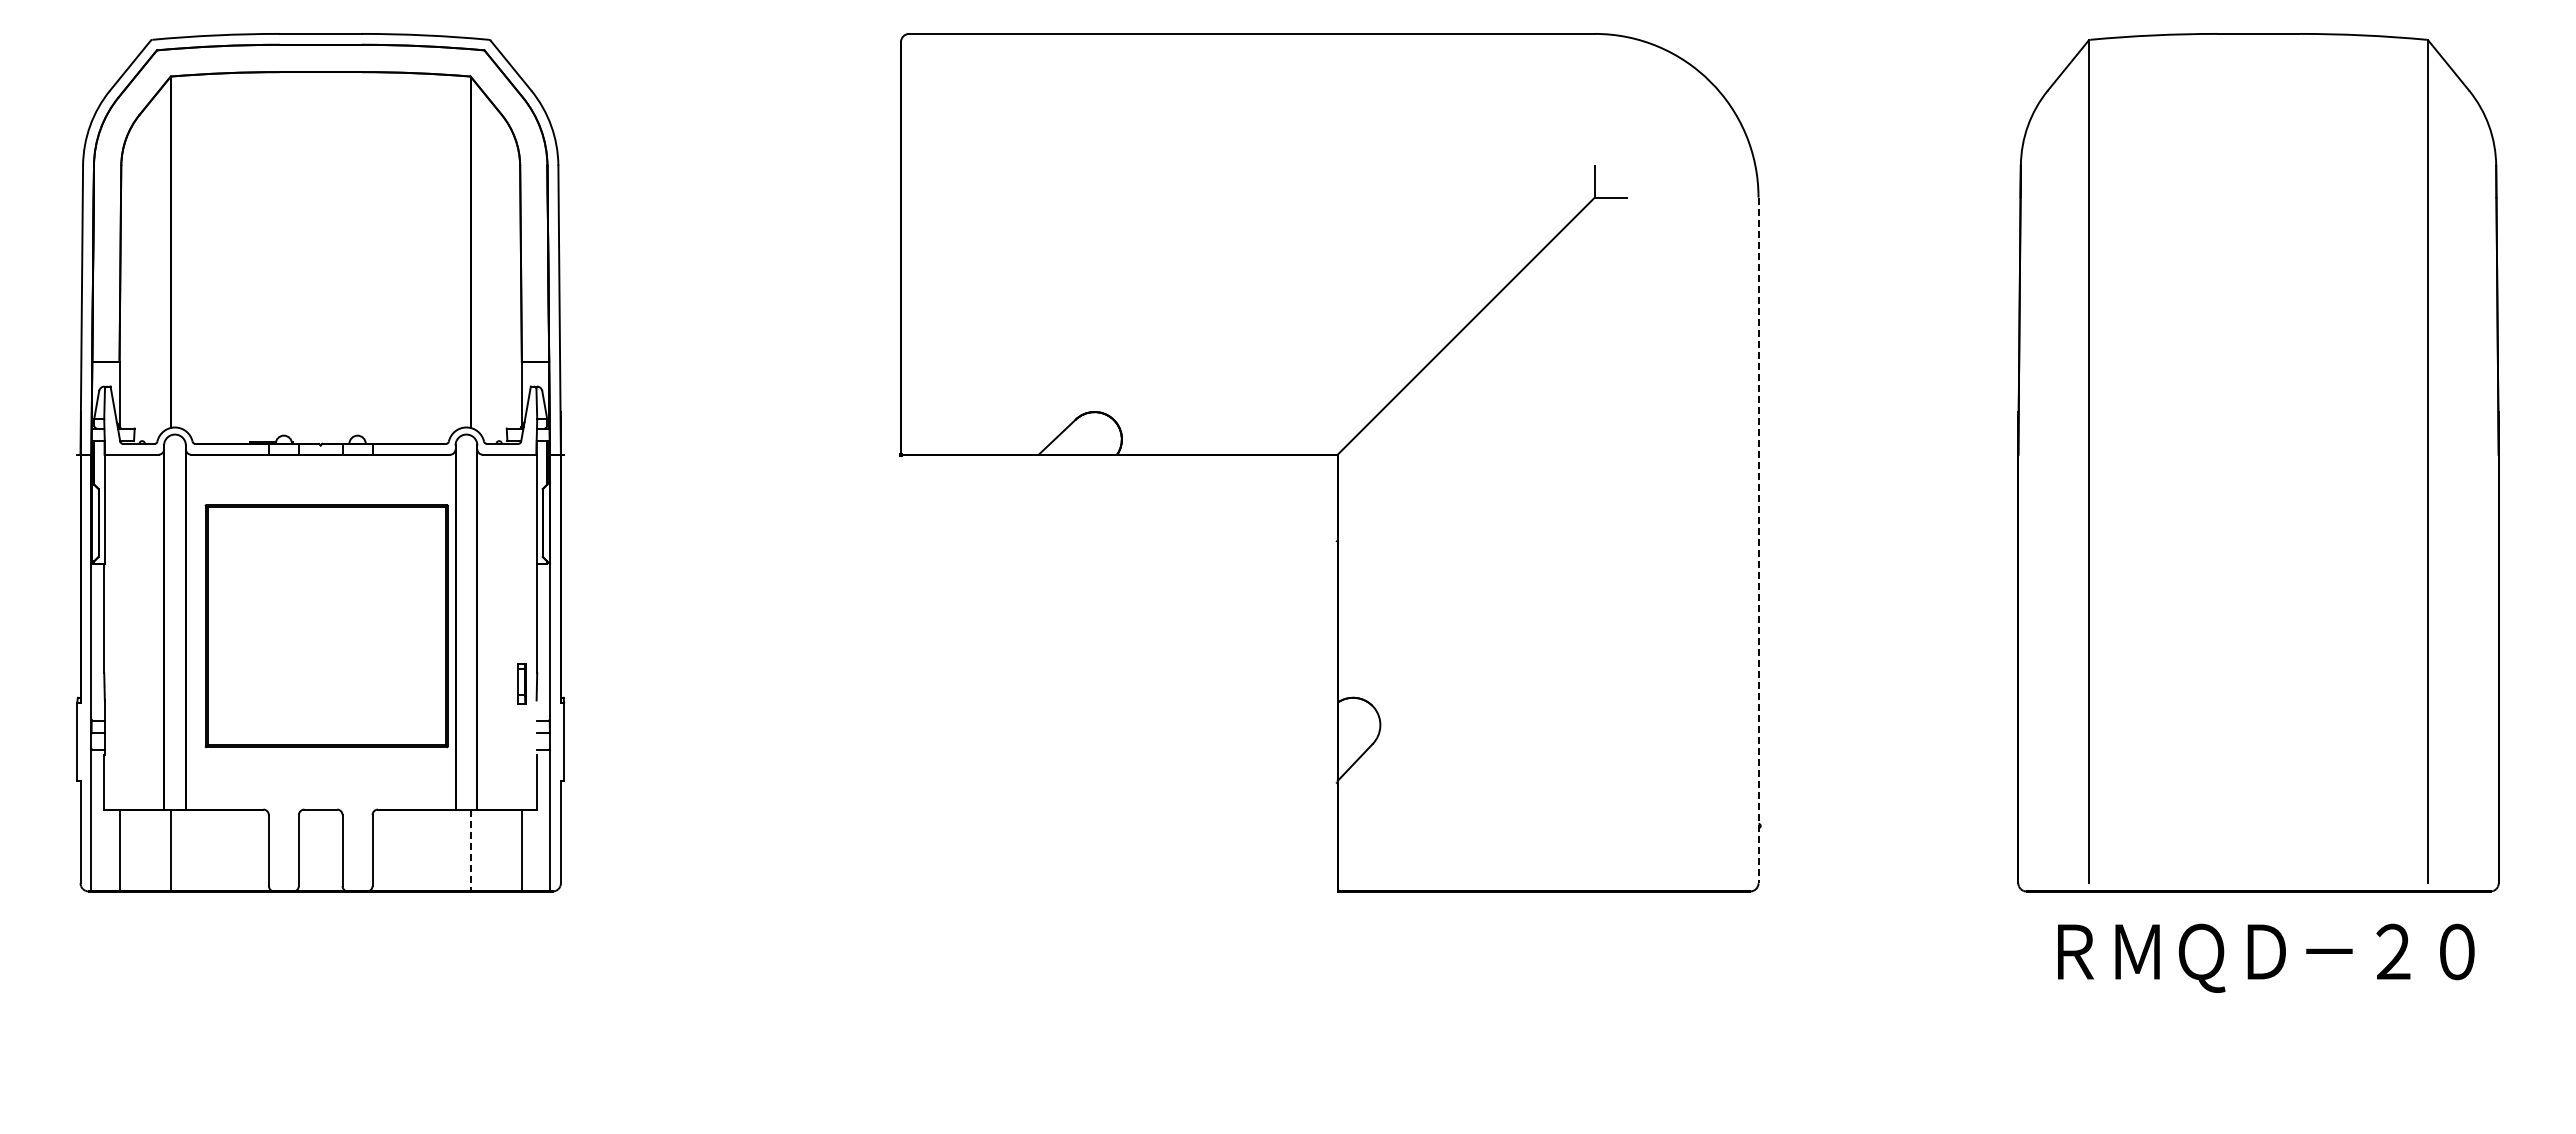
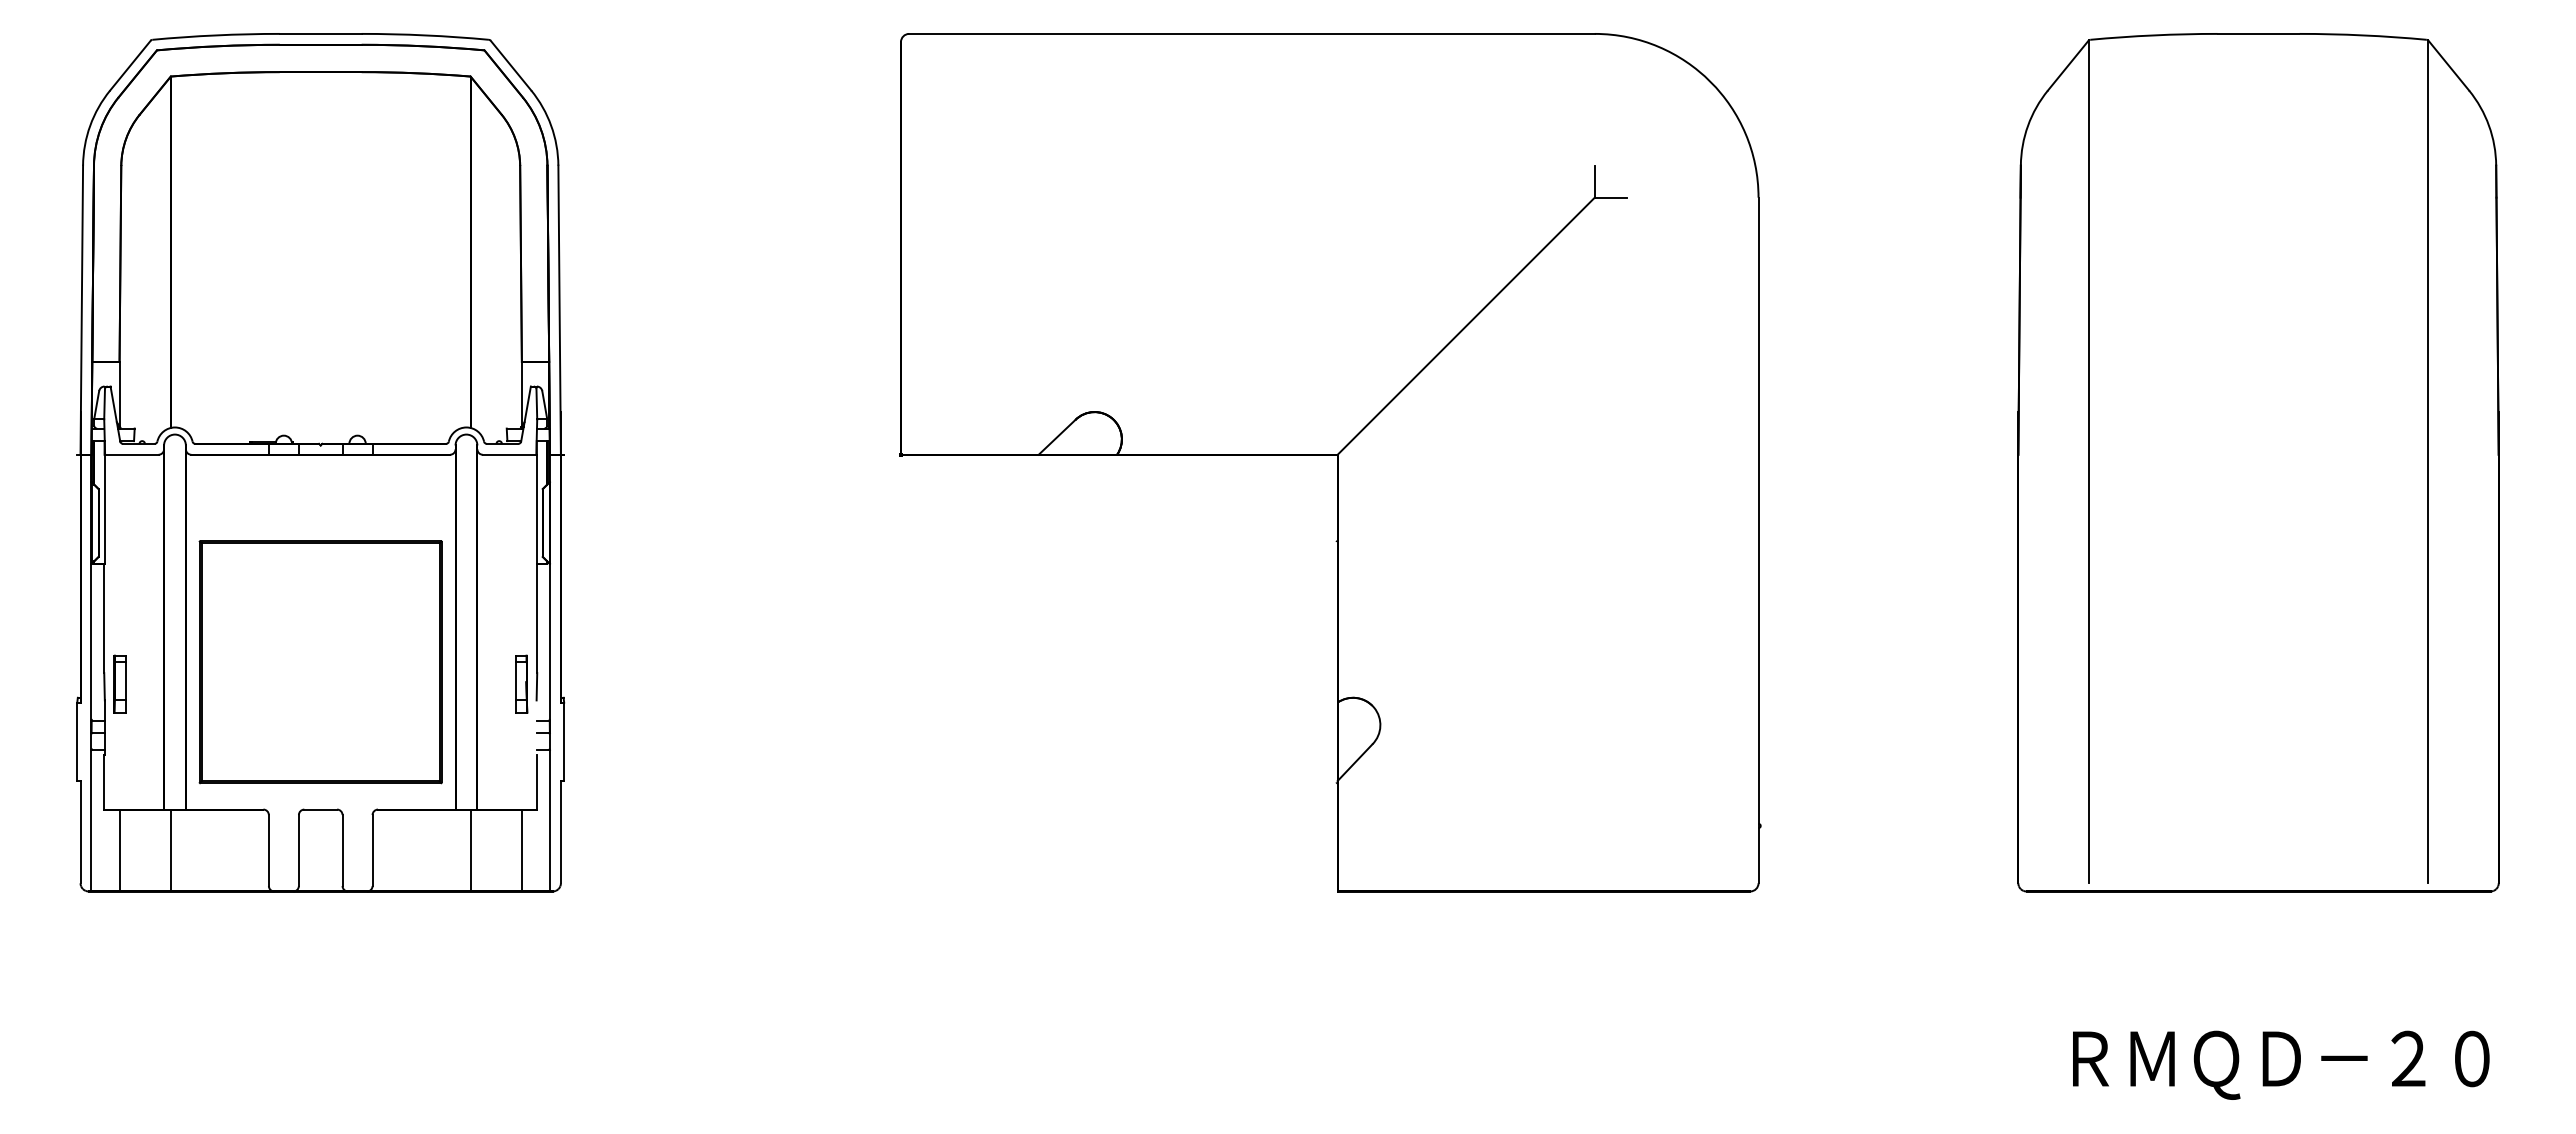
line: dashed -> solid (1758, 540)
part position: (326, 626) -> (320, 662) (320, 662)
part: none -> present (119, 683)
part size: 10x42 px -> 14x60 px (521, 683)
line: dashed -> solid (470, 850)
text position: (2266, 957) -> (2281, 1064) (2281, 1064)
